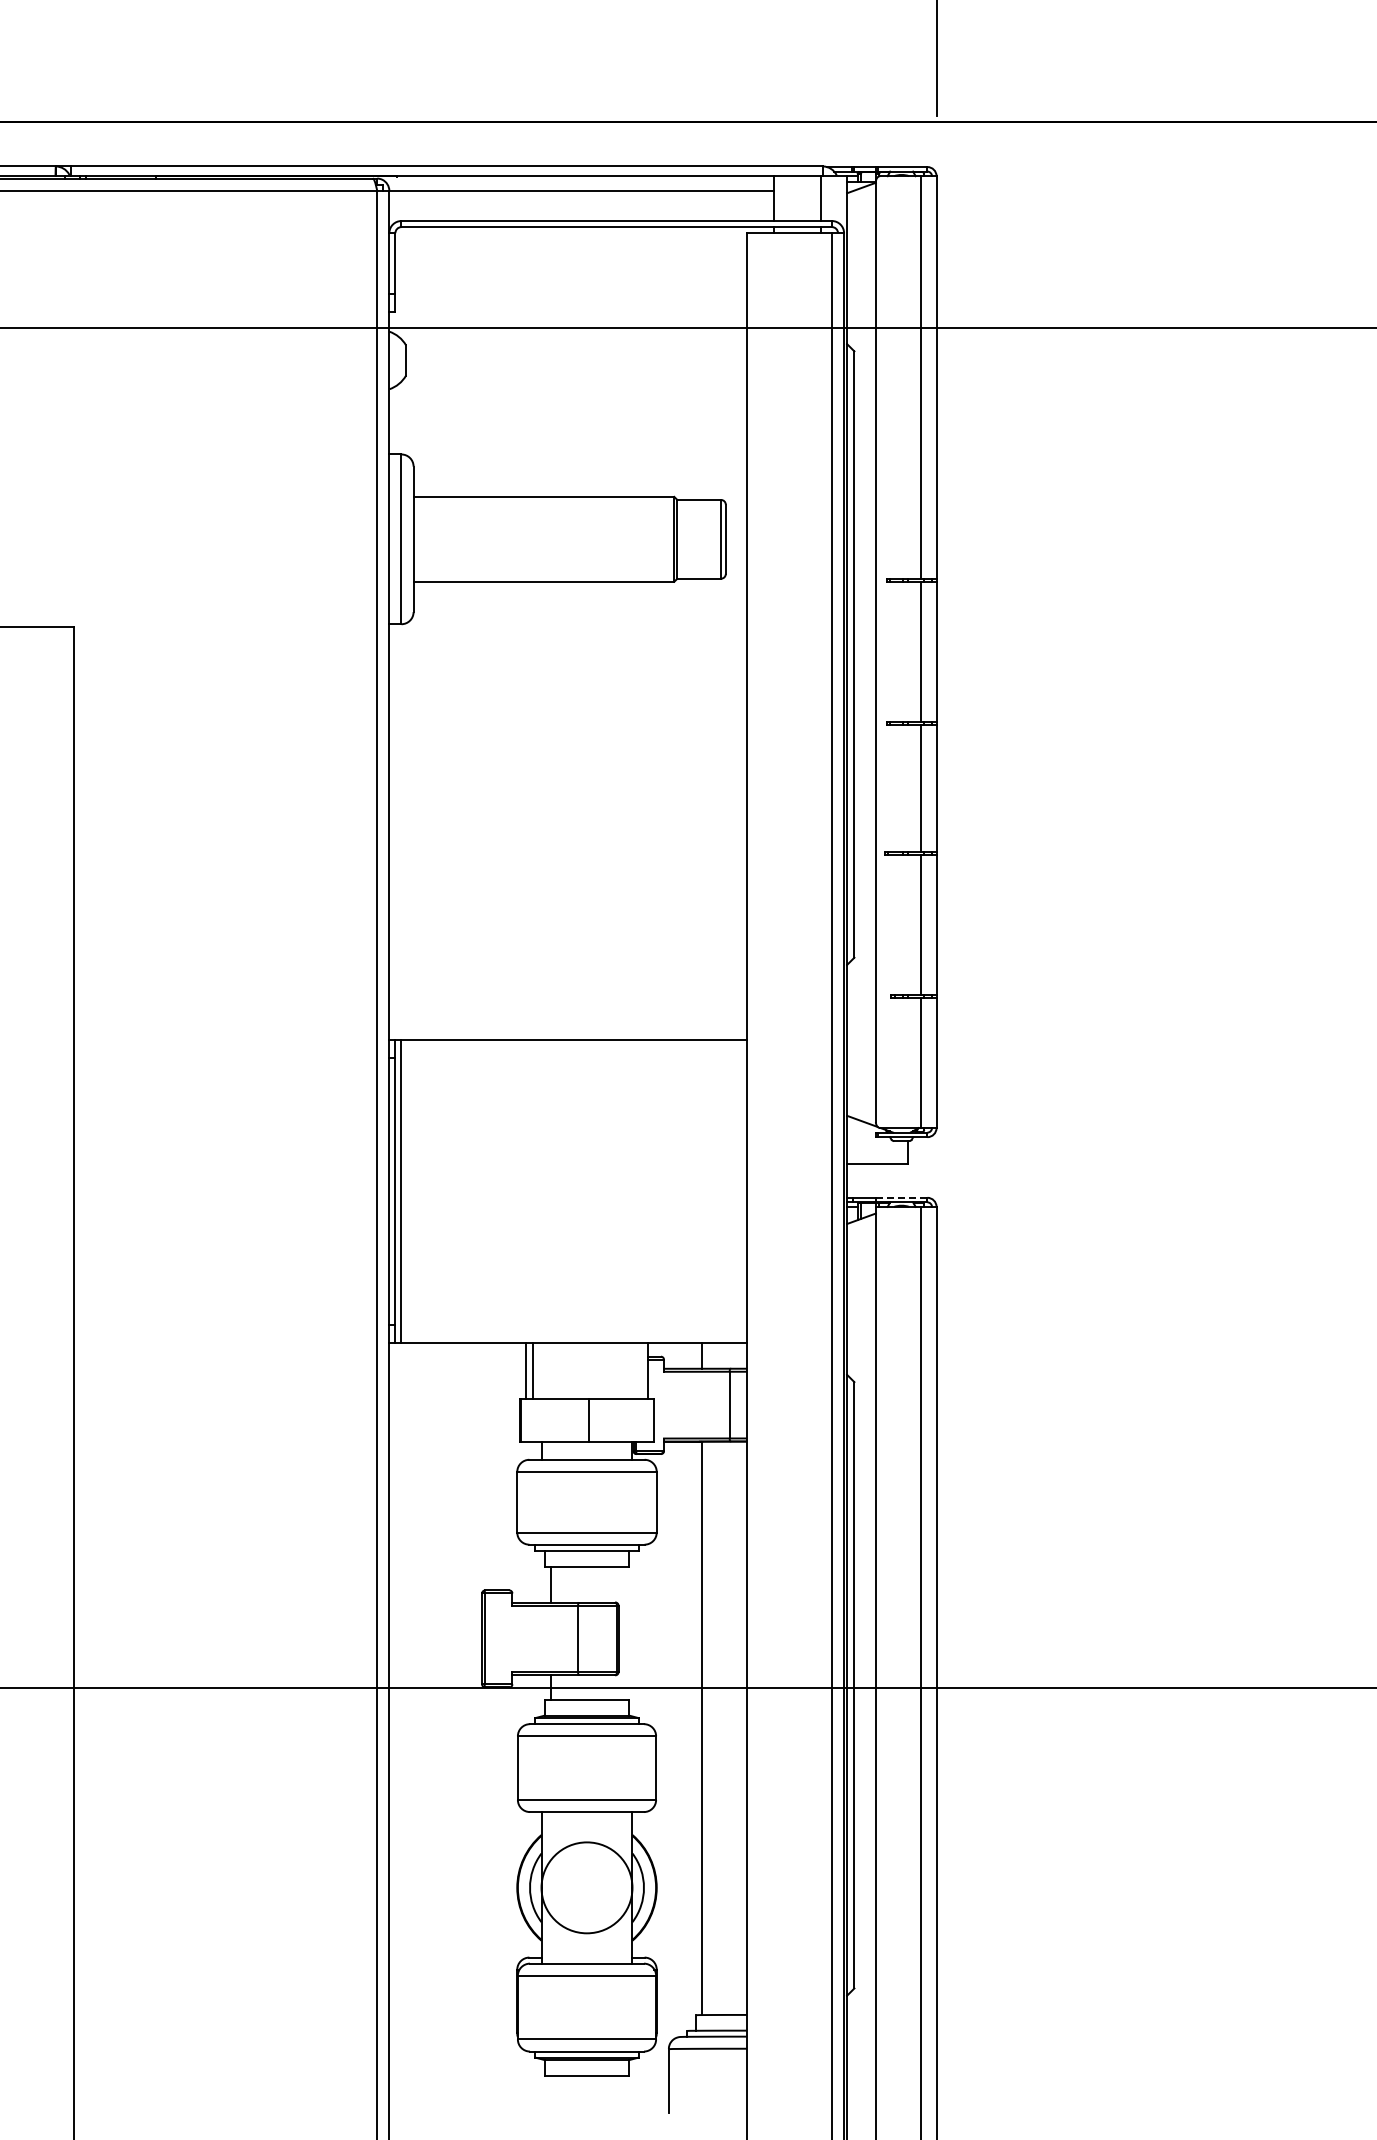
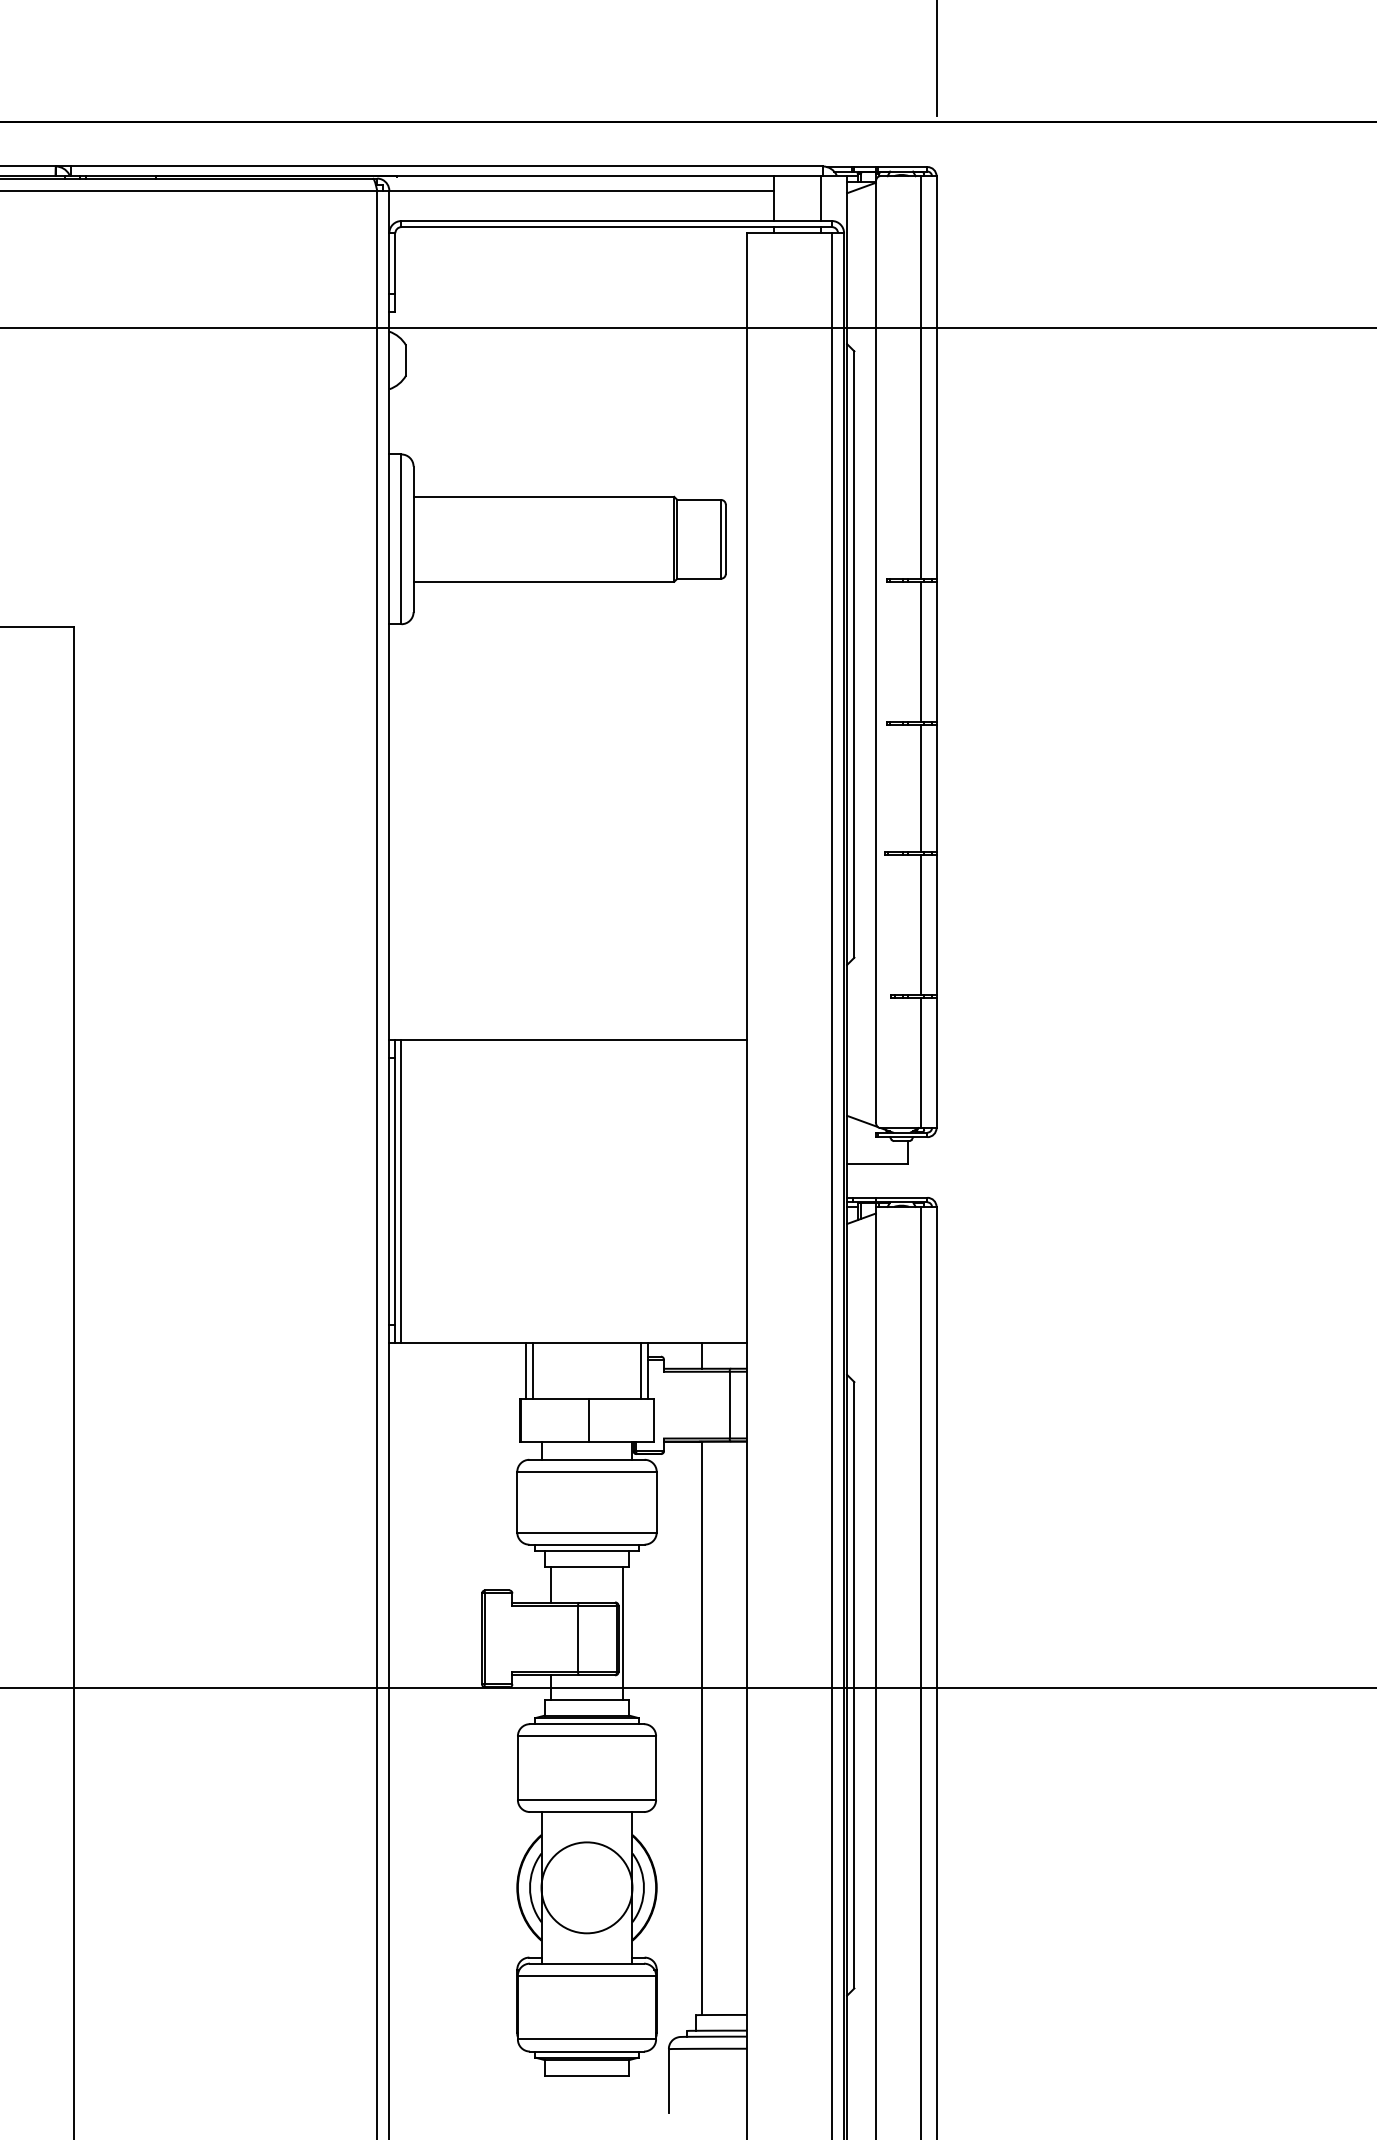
line: dashed -> solid (901, 1197)
line: none -> present (641, 1370)
line: none -> present (623, 1632)
